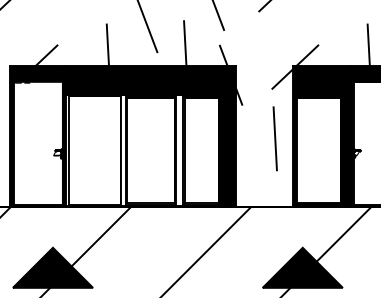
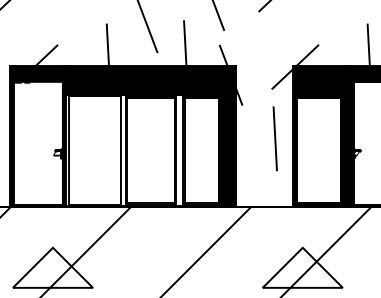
fill: present -> none (52, 267)
fill: present -> none (302, 267)
